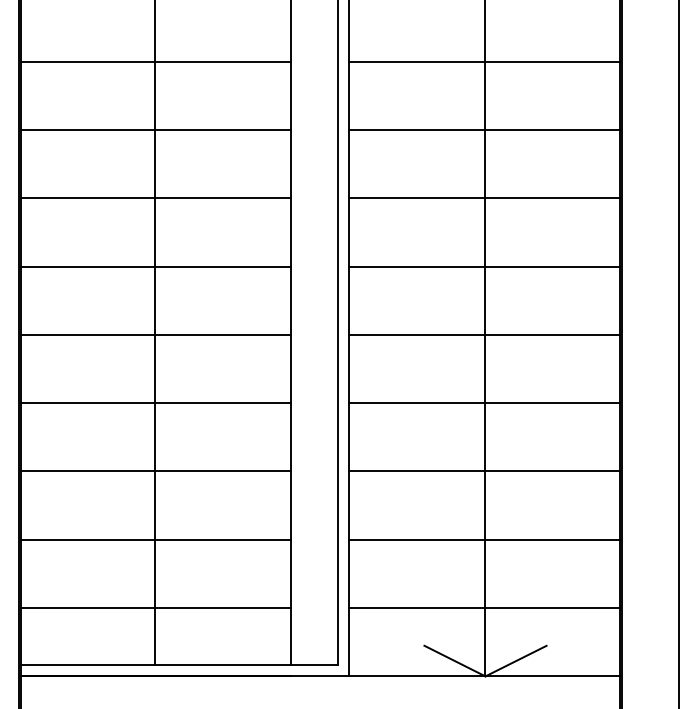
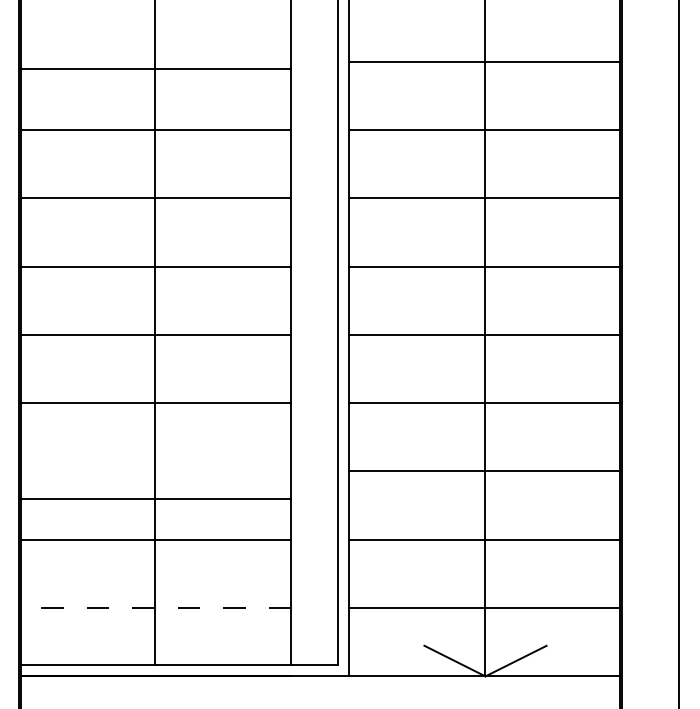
line position: (155, 61) -> (155, 68) (155, 68)
line position: (155, 471) -> (155, 499) (155, 499)
line: solid -> dashed (155, 608)
